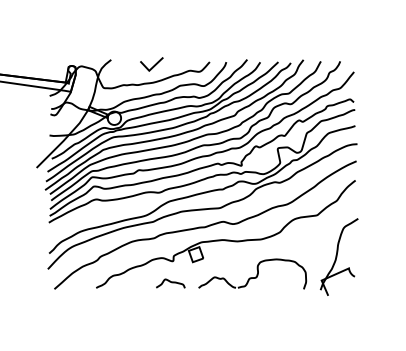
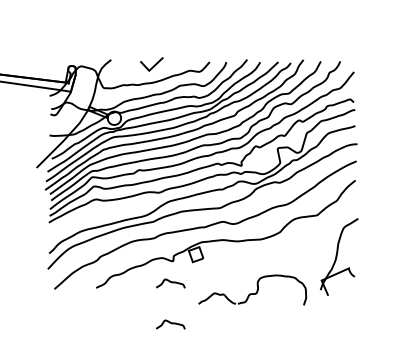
part position: (252, 273) -> (252, 289) (252, 289)
curve: none -> present (170, 323)
